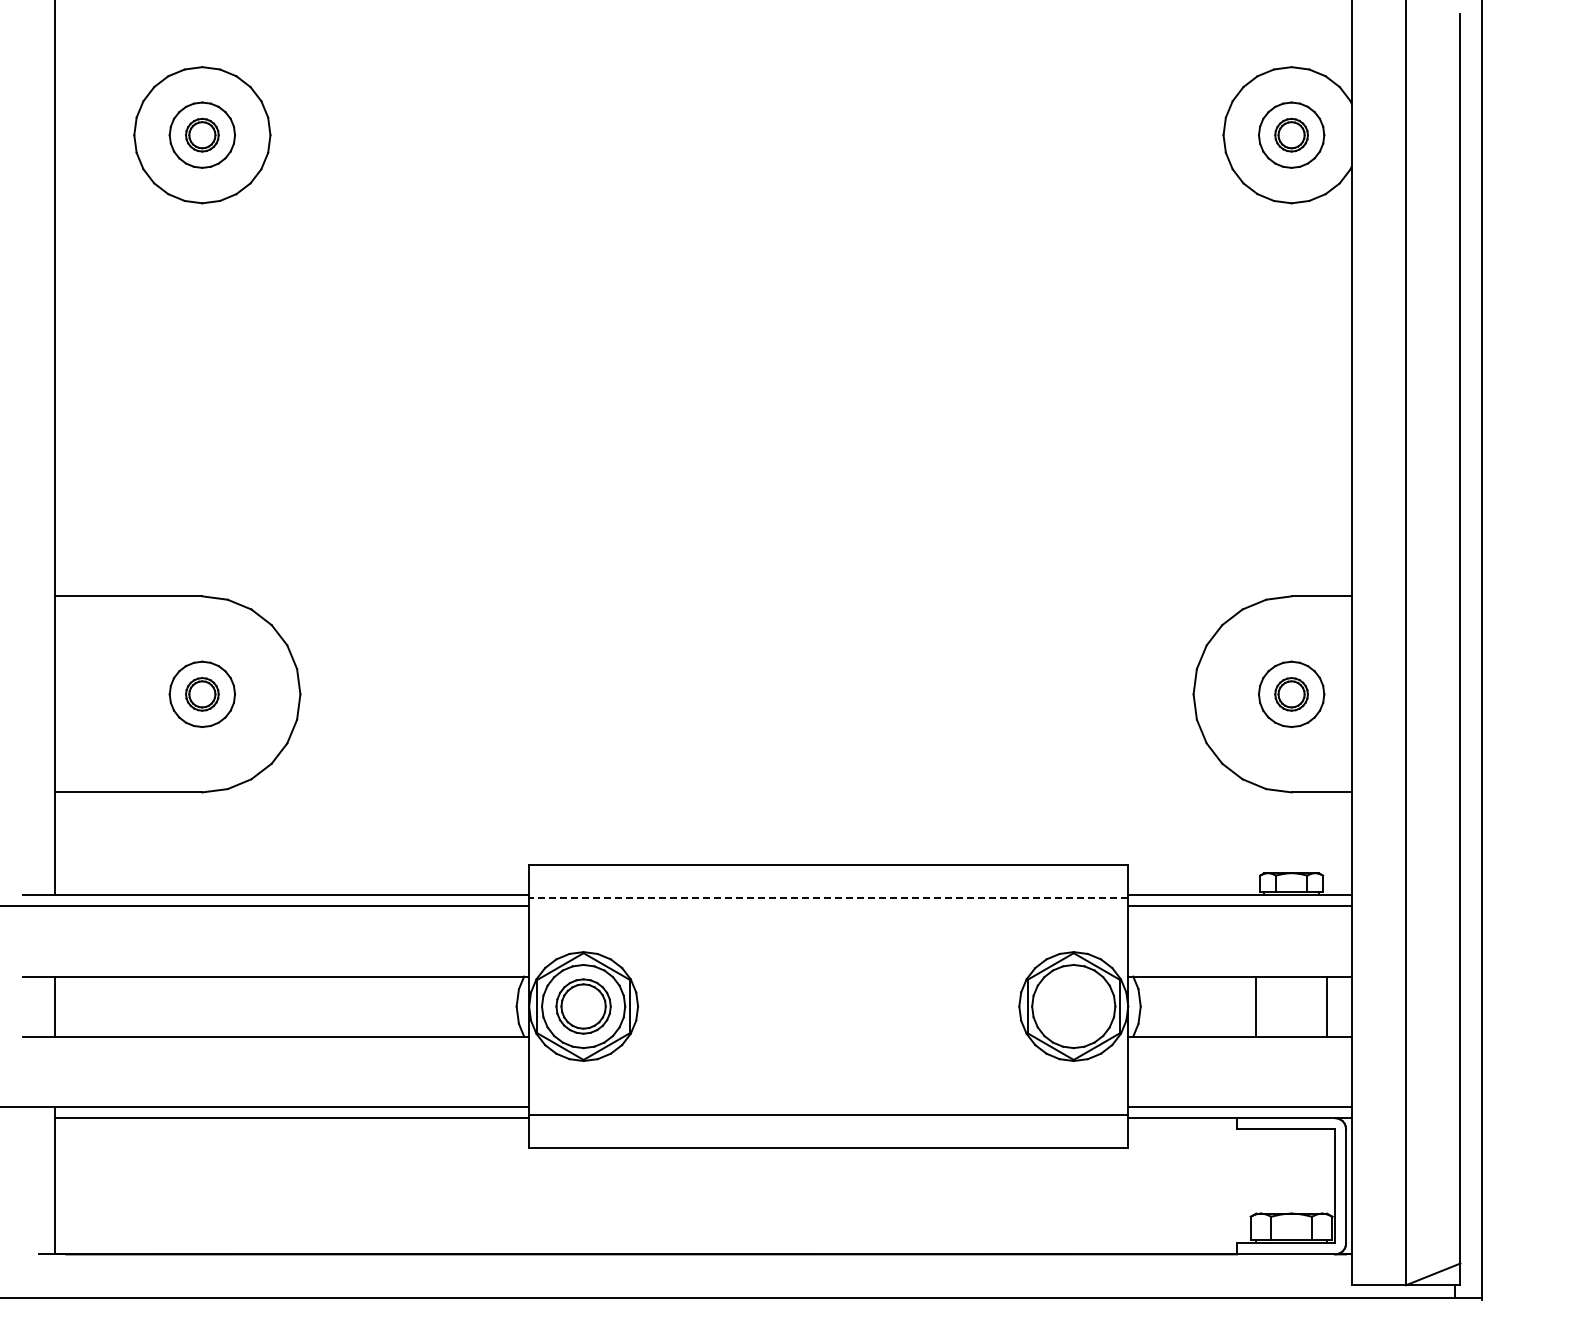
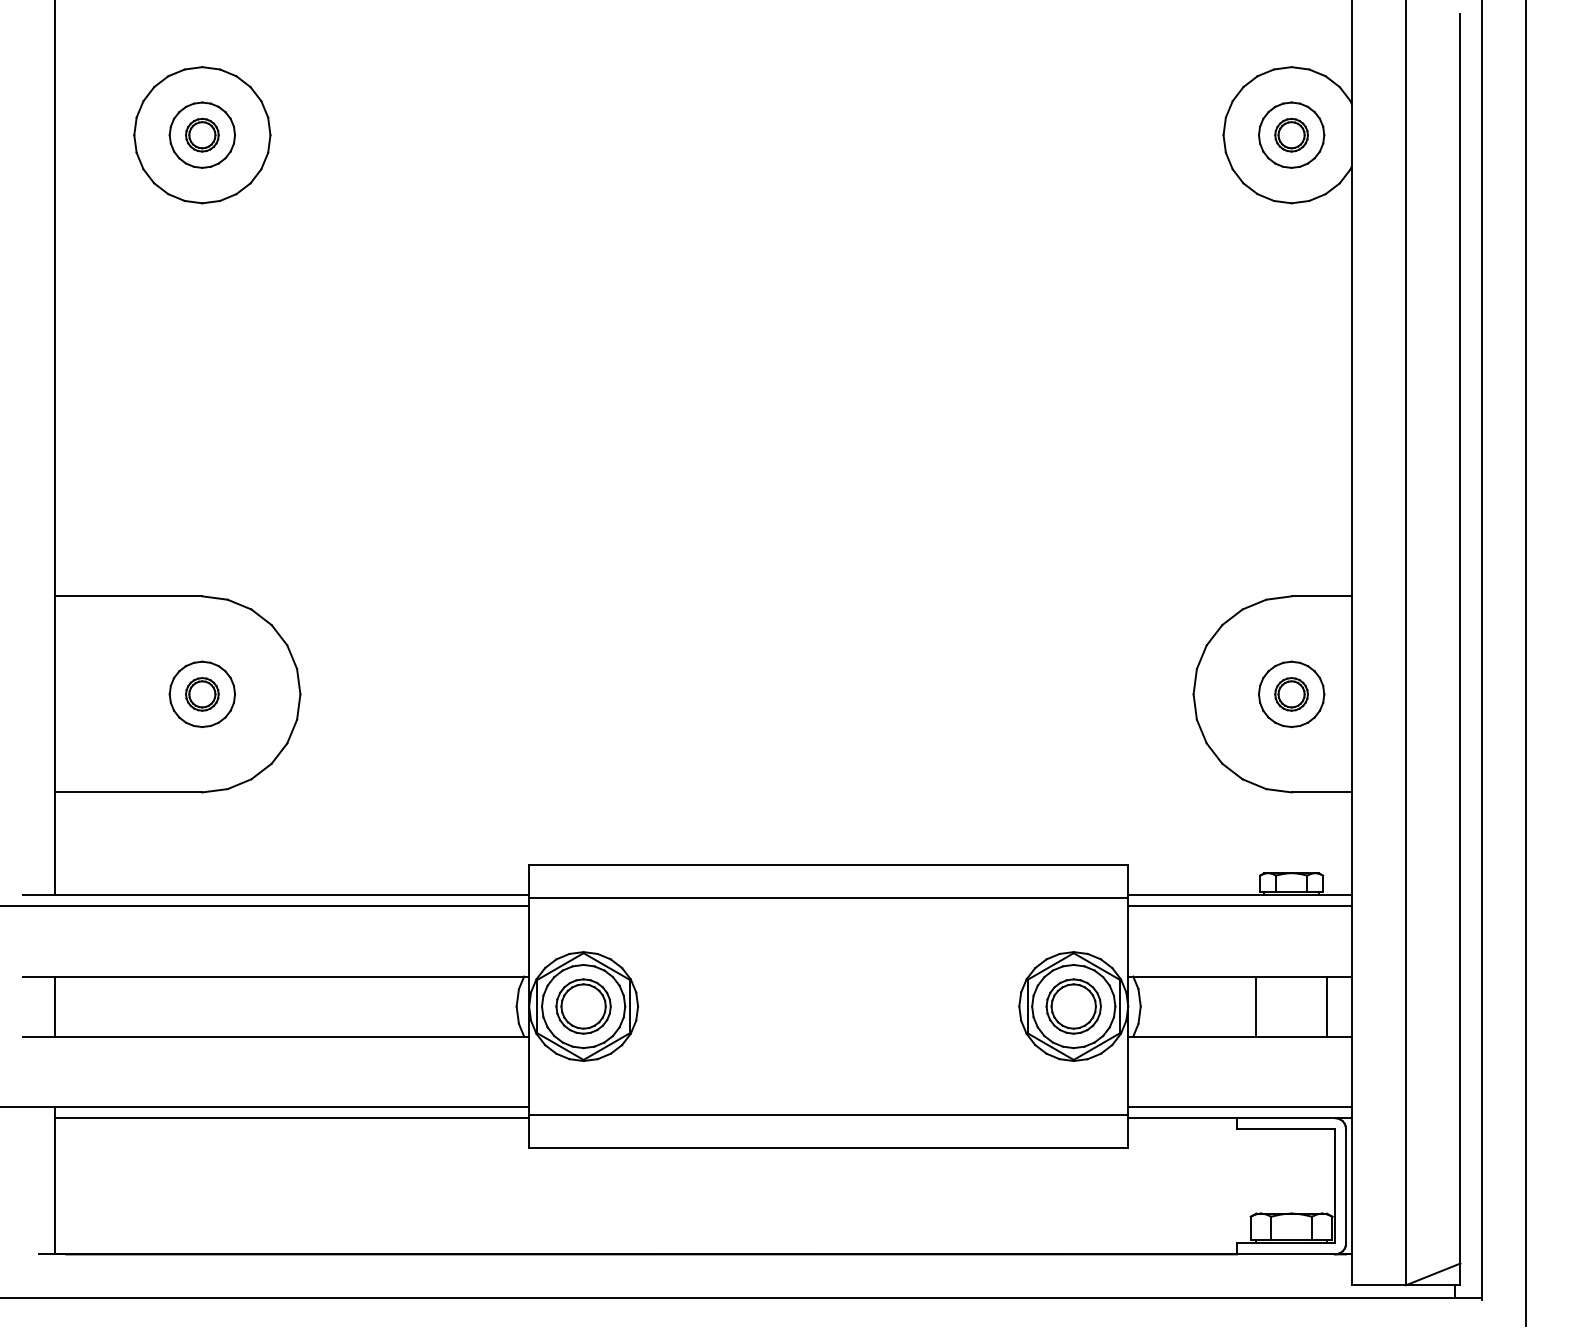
line: none -> present (1525, 664)
line: dashed -> solid (828, 897)
part: none -> present (1073, 1006)
